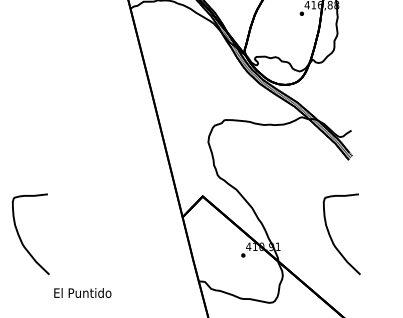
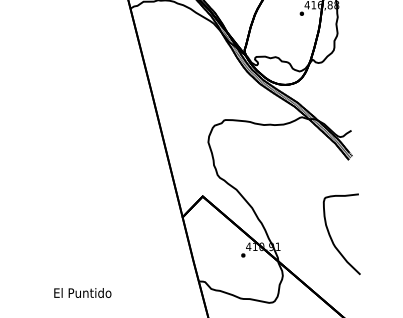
curve: present -> none (21, 238)
